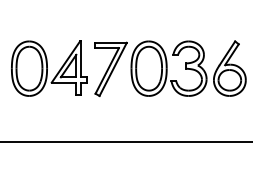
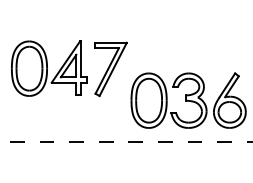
part position: (188, 68) -> (188, 100) (188, 100)
line: solid -> dashed (127, 141)
